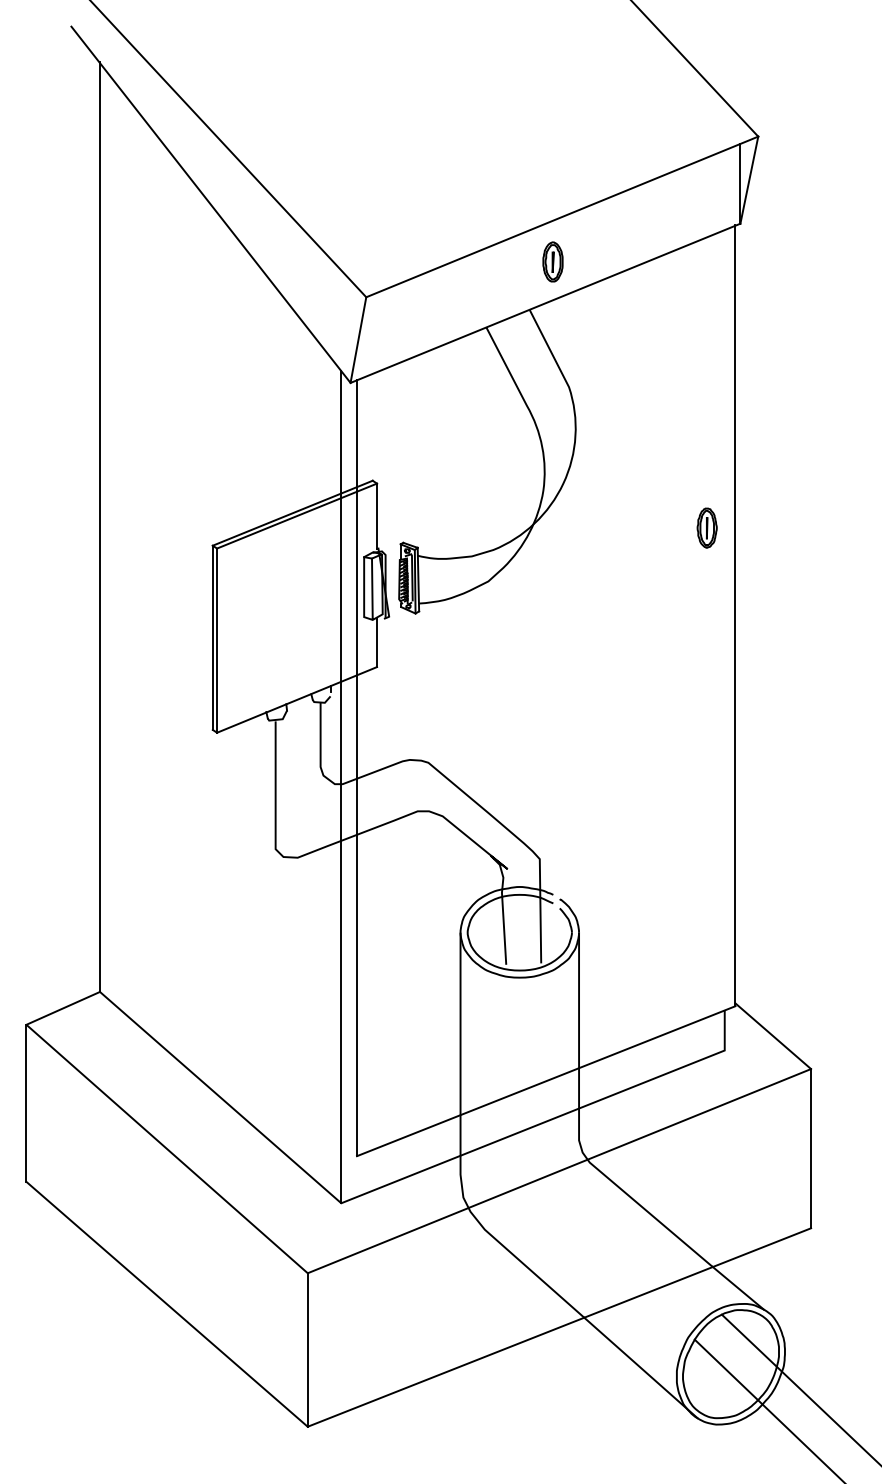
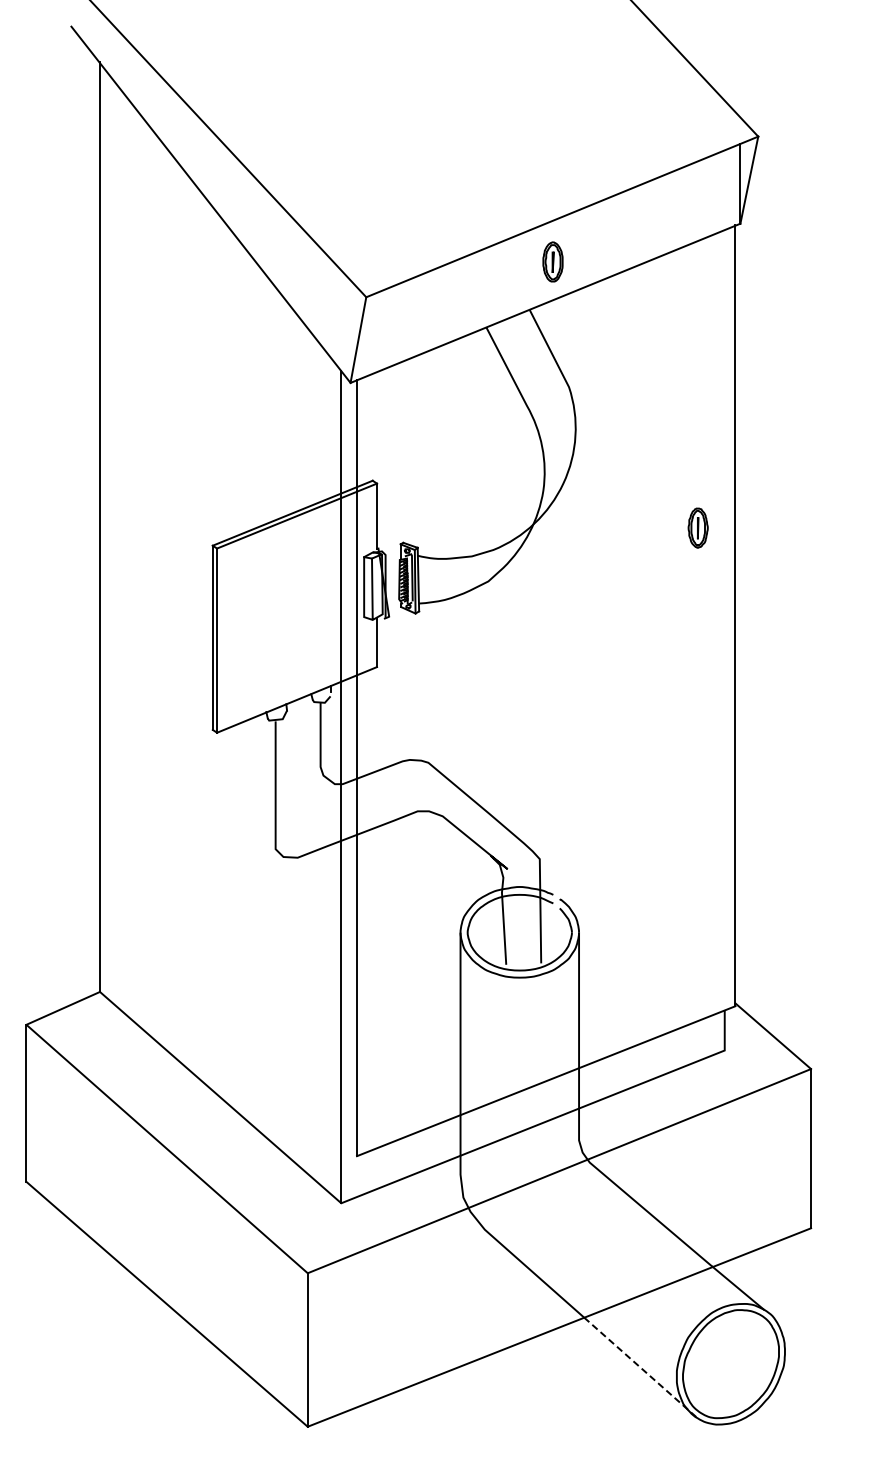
part position: (706, 527) -> (697, 527) (697, 527)
line: solid -> dashed (640, 1367)
line: present -> none (799, 1388)
line: present -> none (768, 1409)
